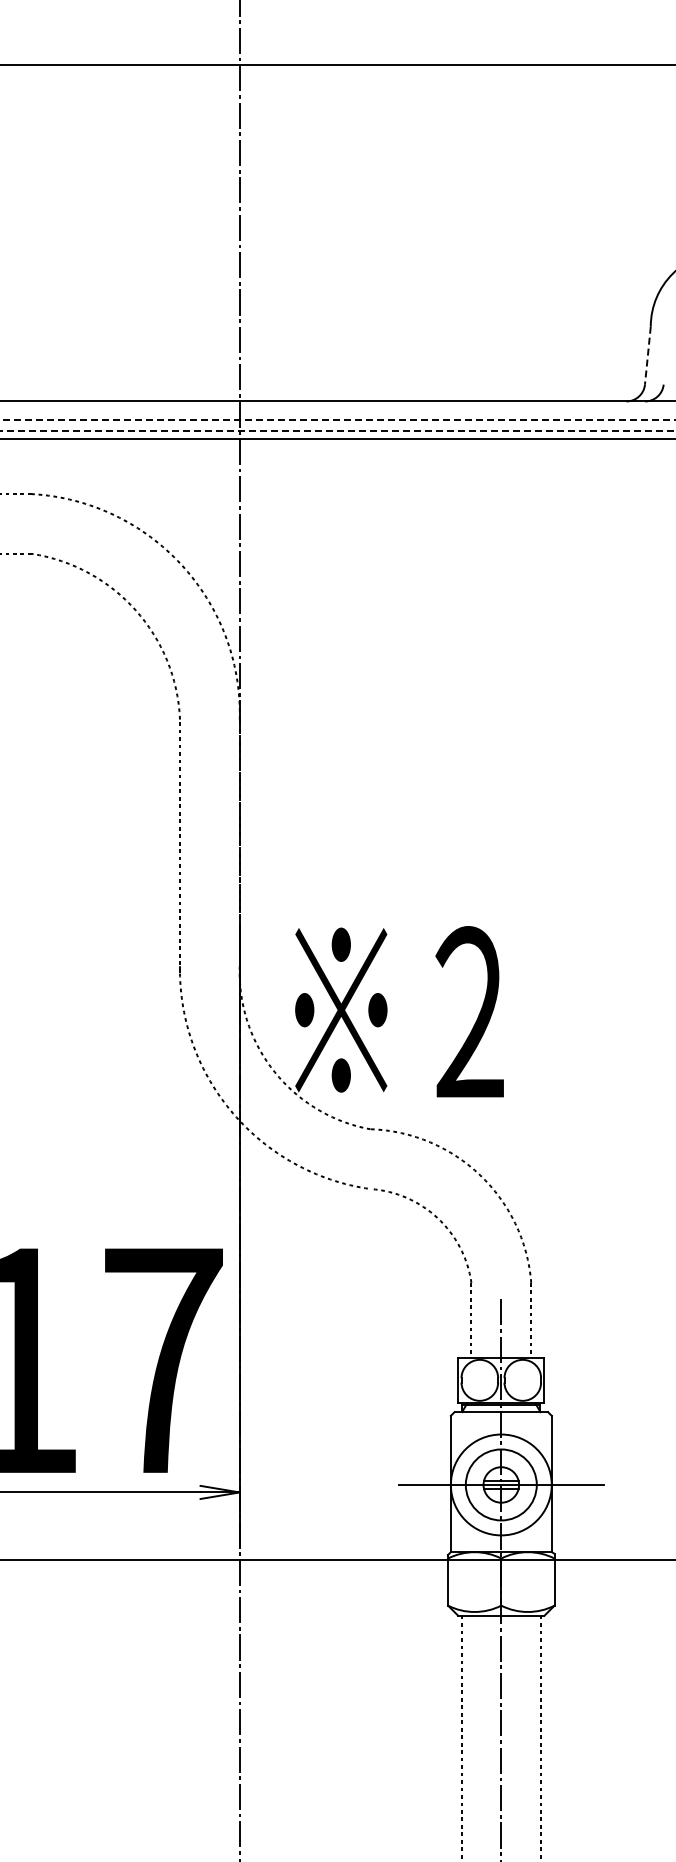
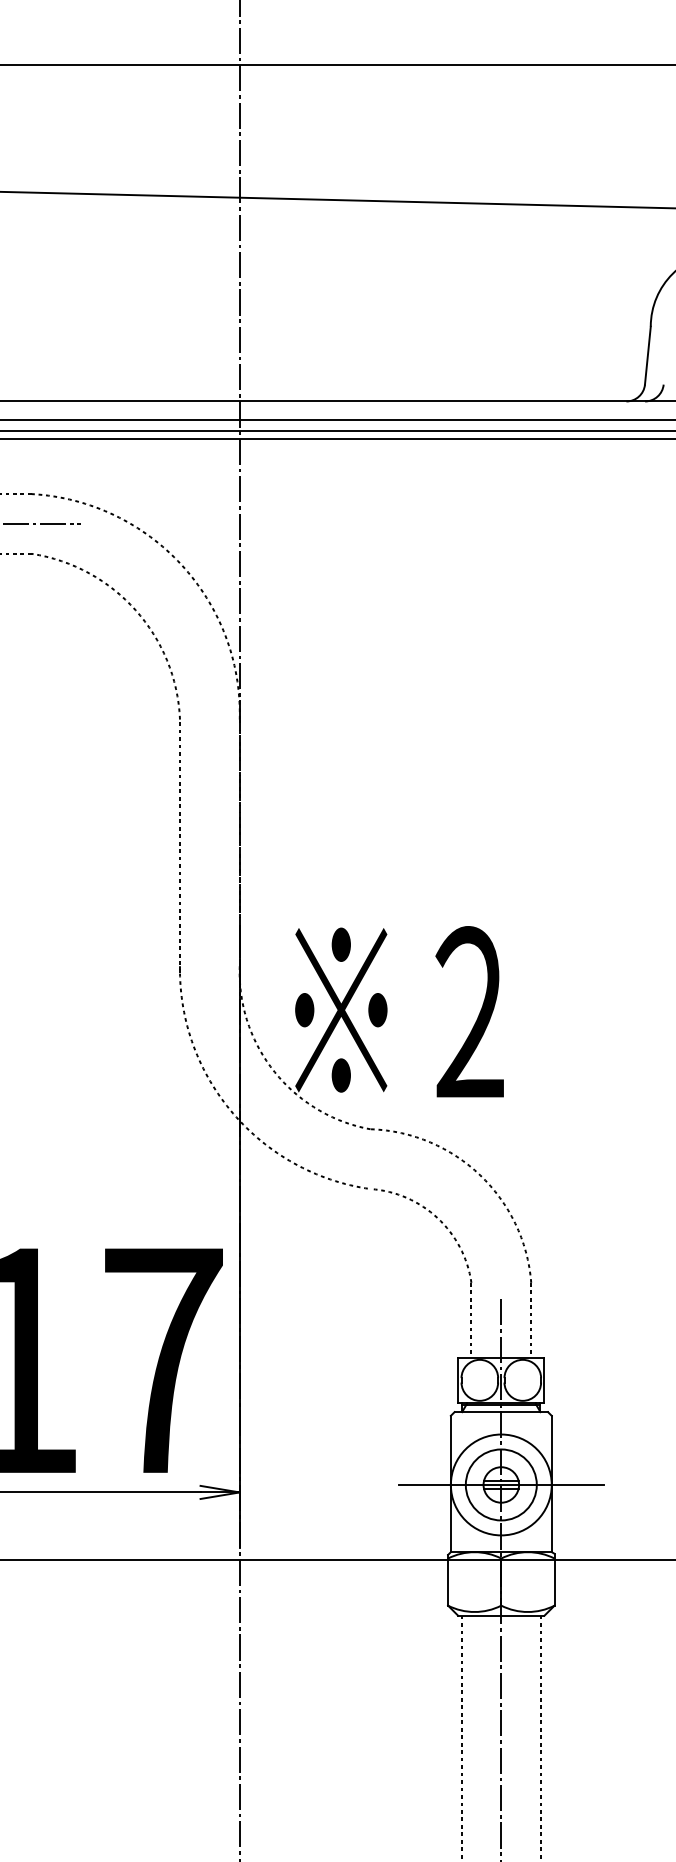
line: none -> present (337, 199)
line: dashed -> solid (647, 356)
line: dashed -> solid (338, 420)
line: dashed -> solid (337, 430)
line: none -> present (41, 523)
